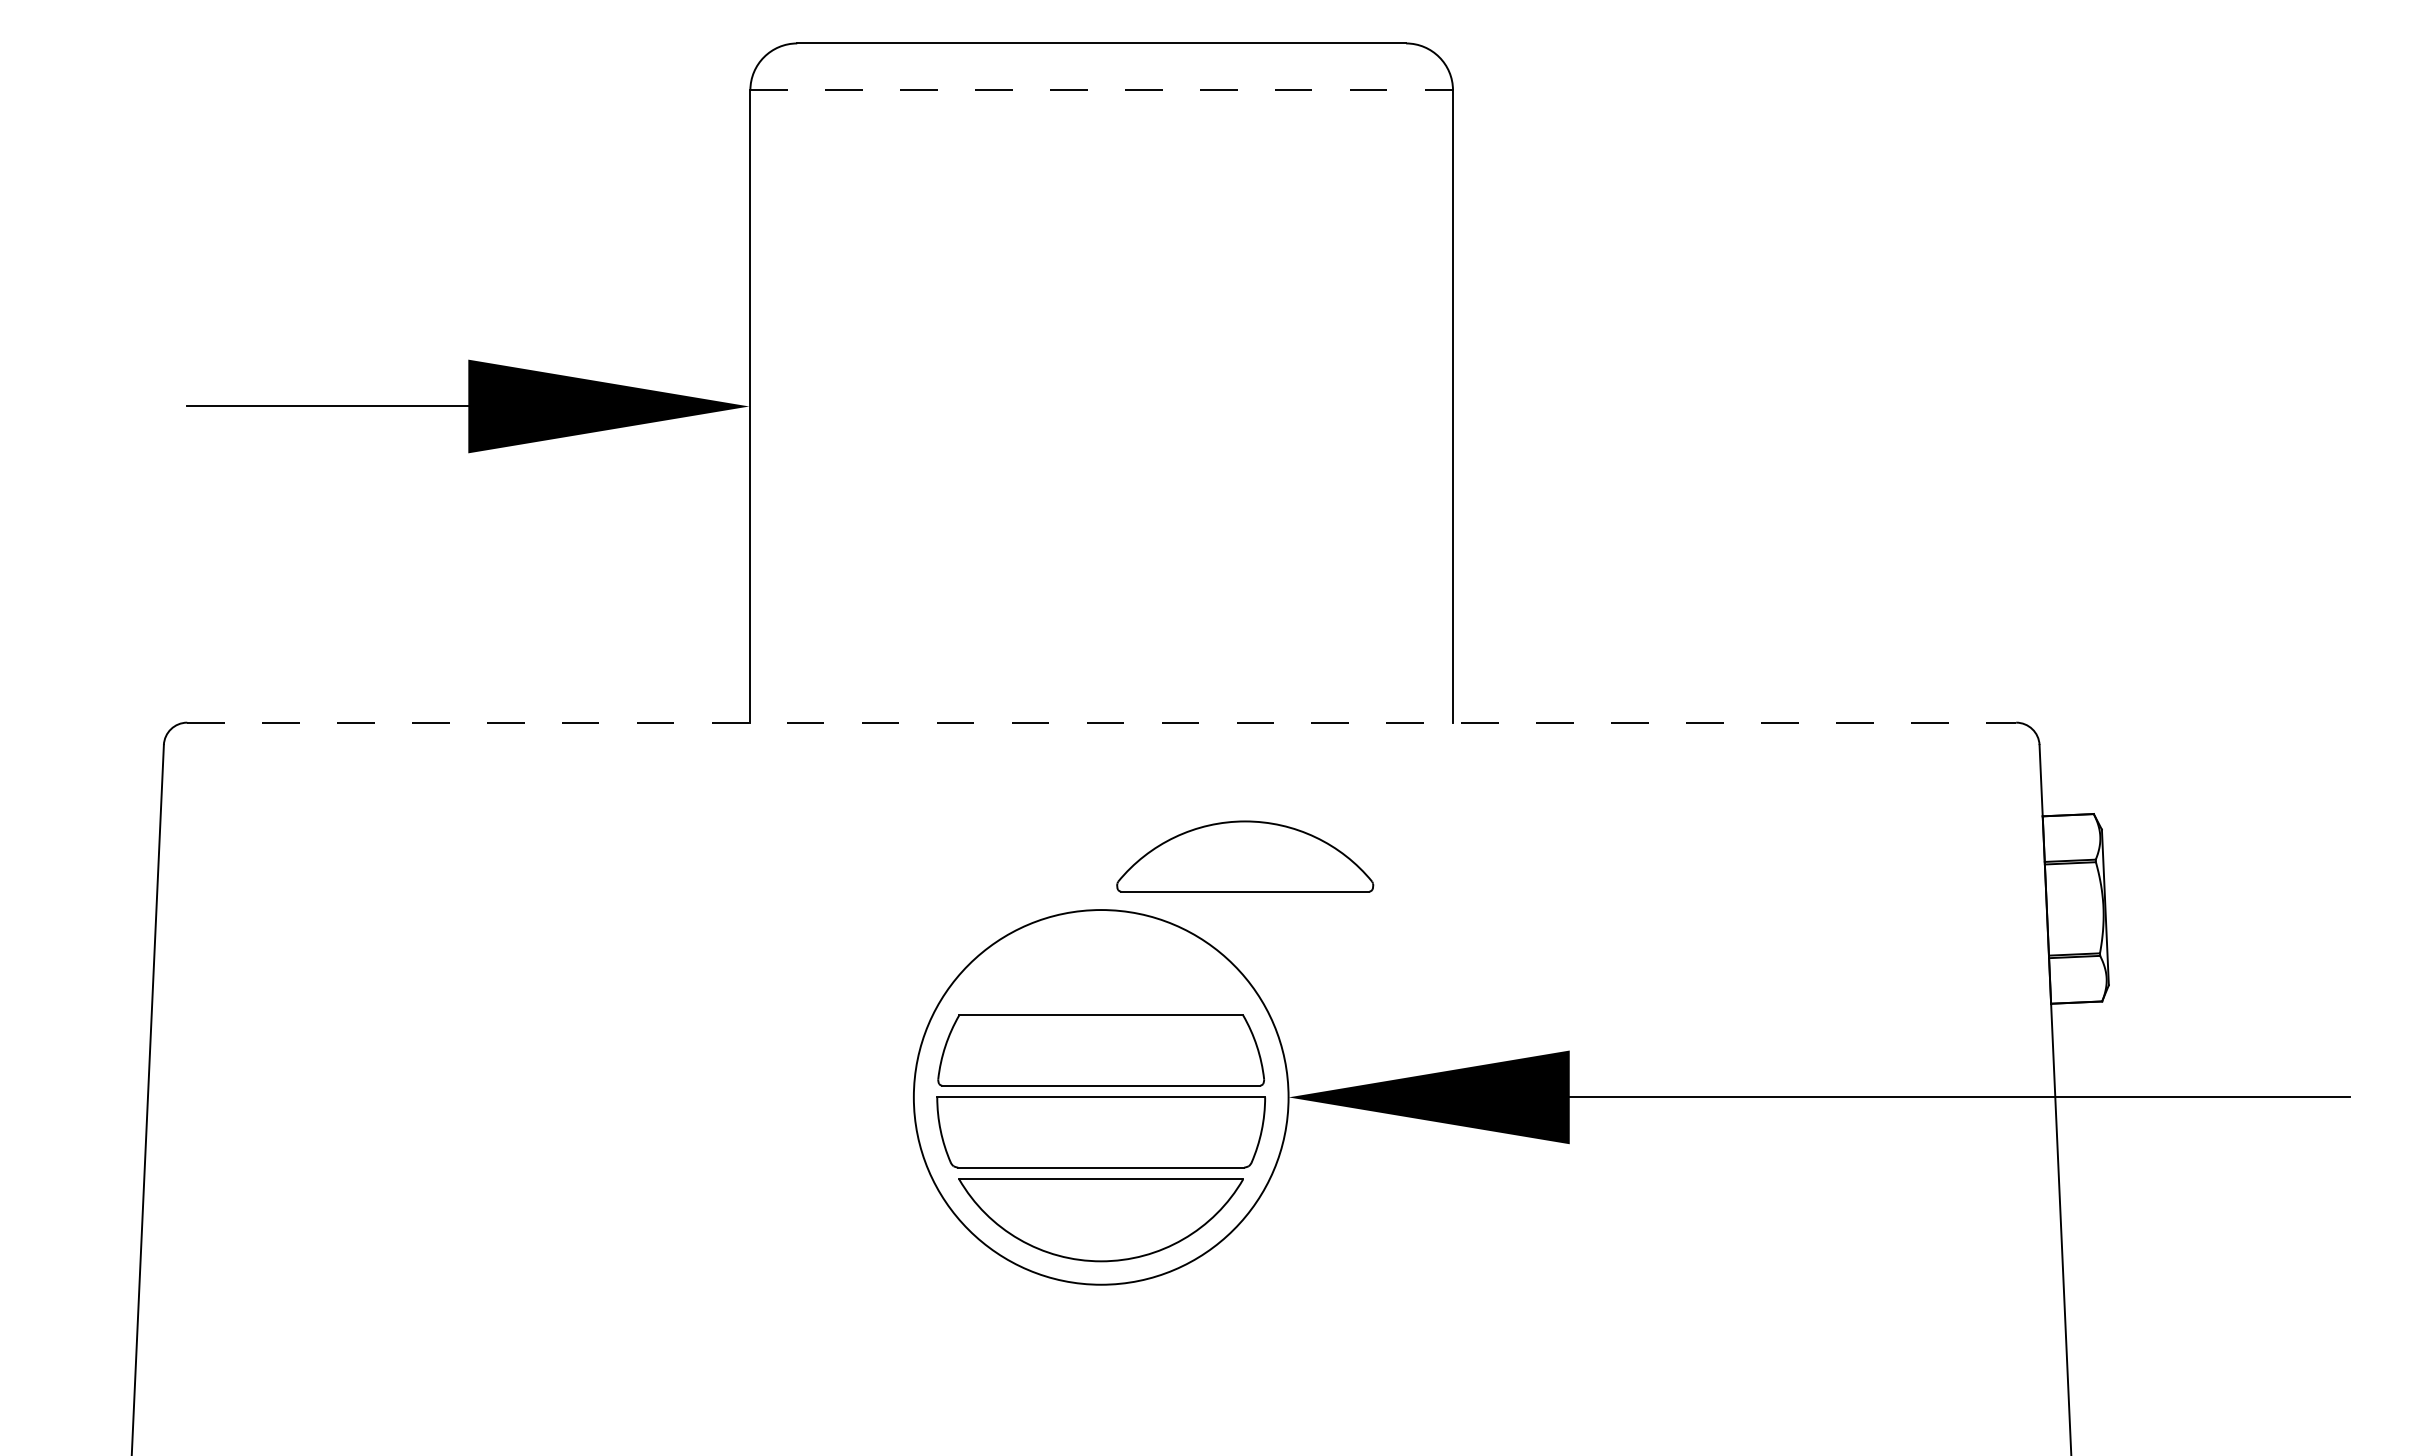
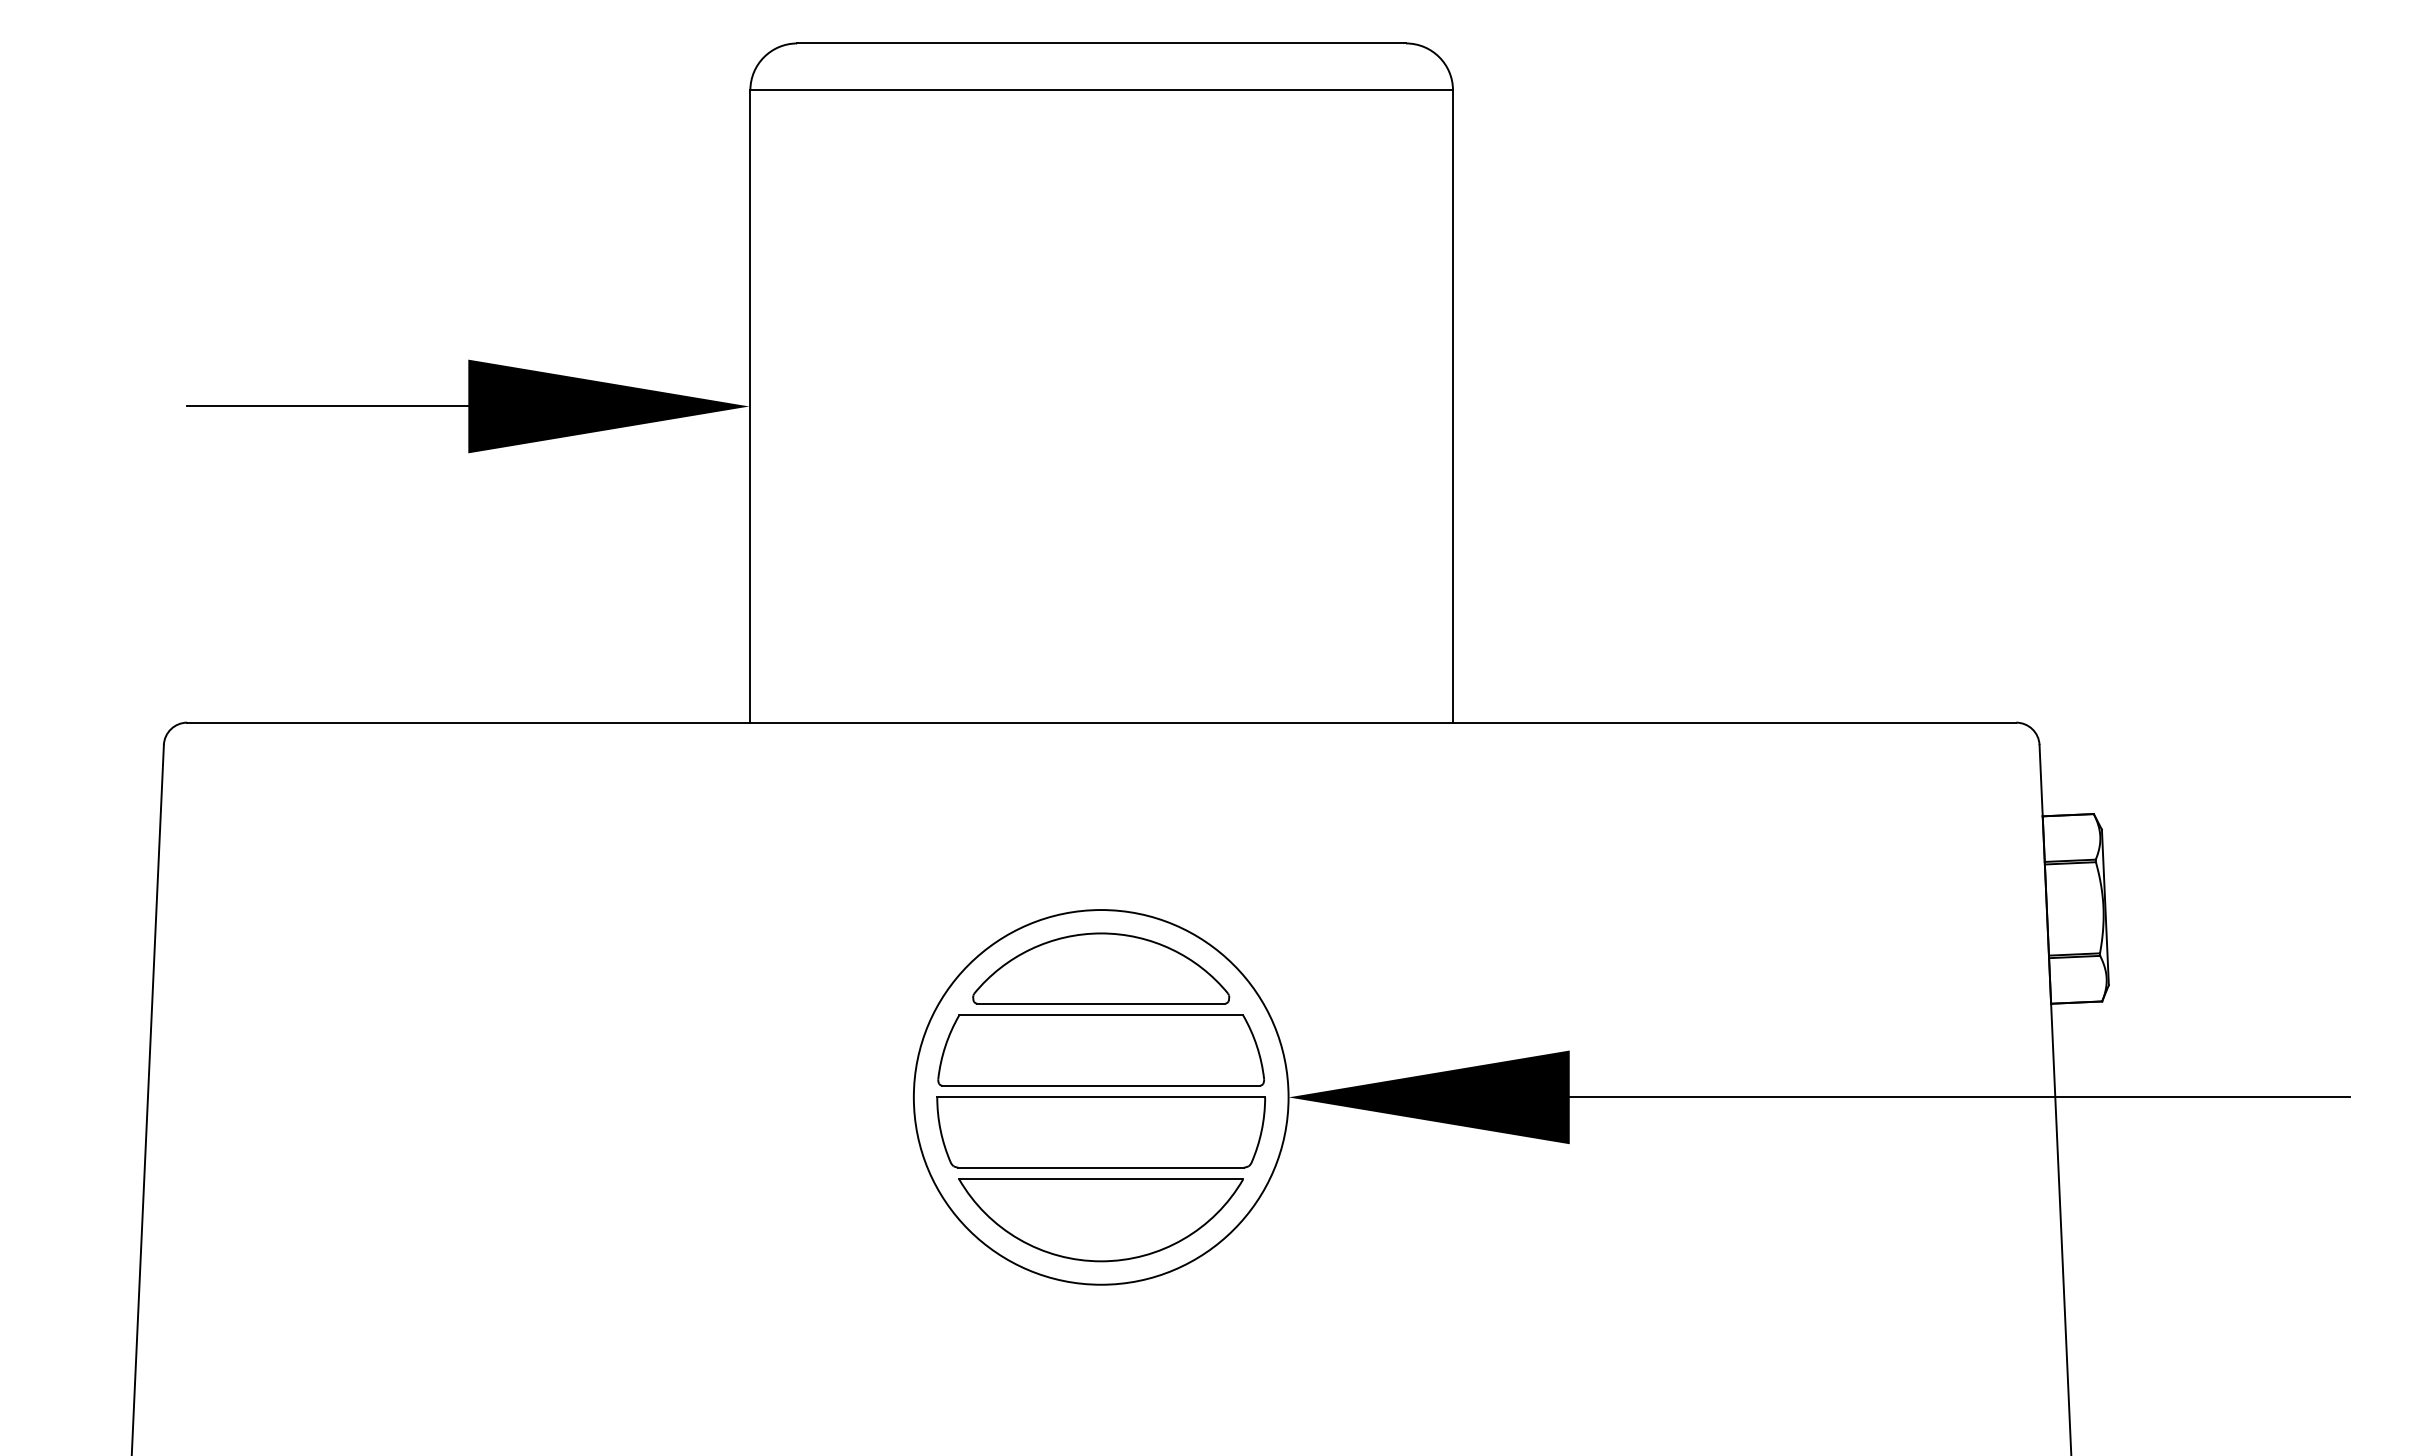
line: dashed -> solid (1102, 90)
line: dashed -> solid (1102, 722)
part position: (1245, 856) -> (1101, 968) (1101, 968)
